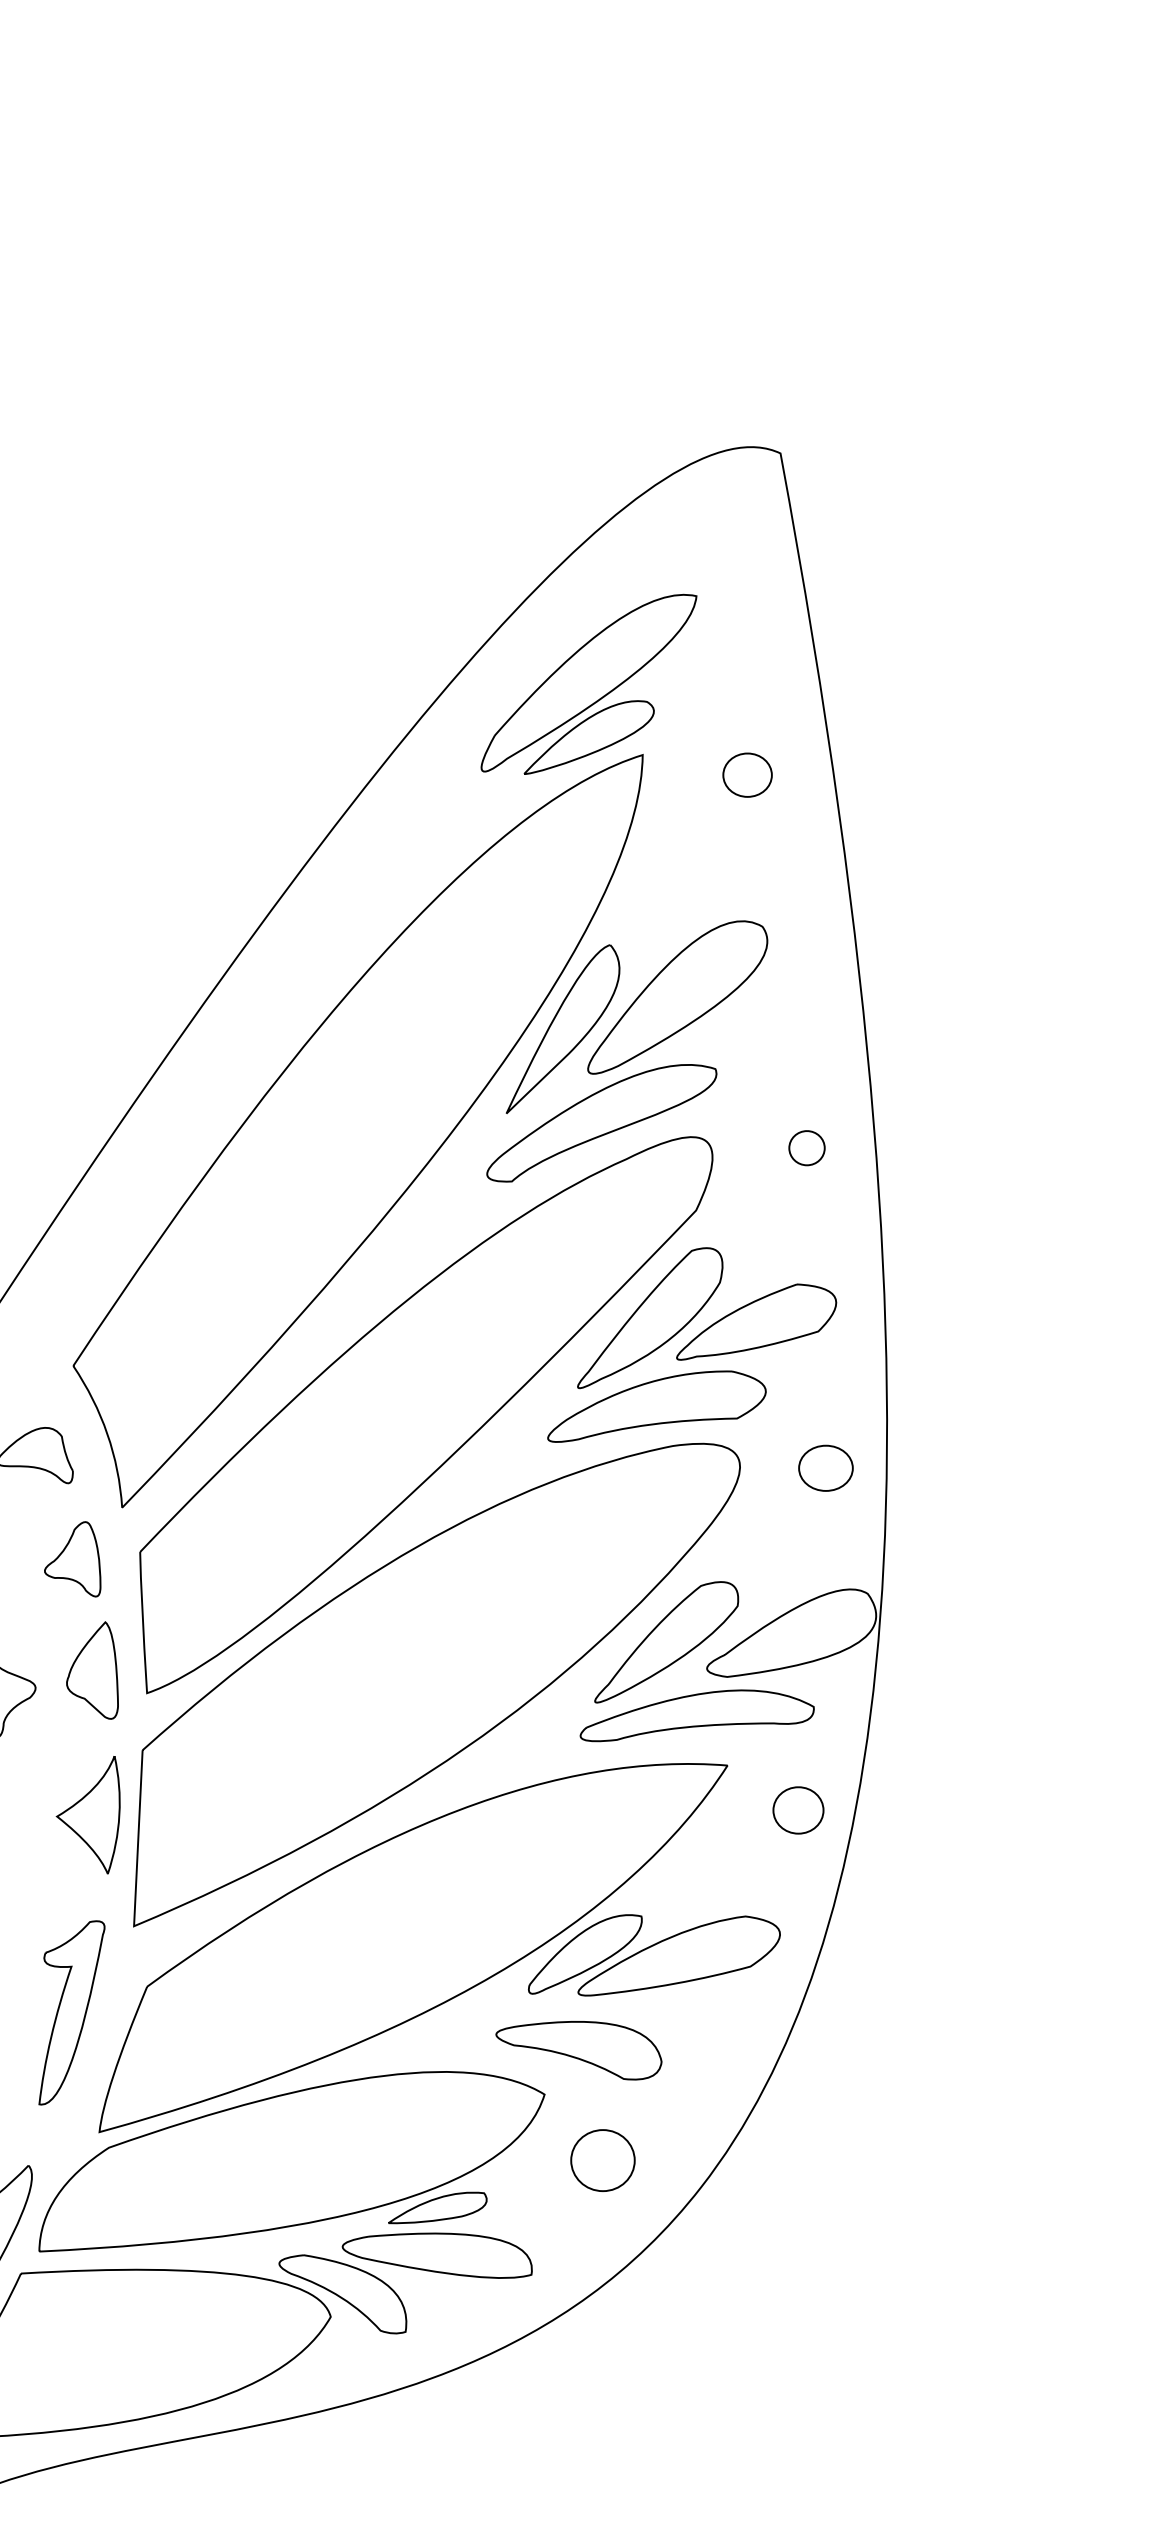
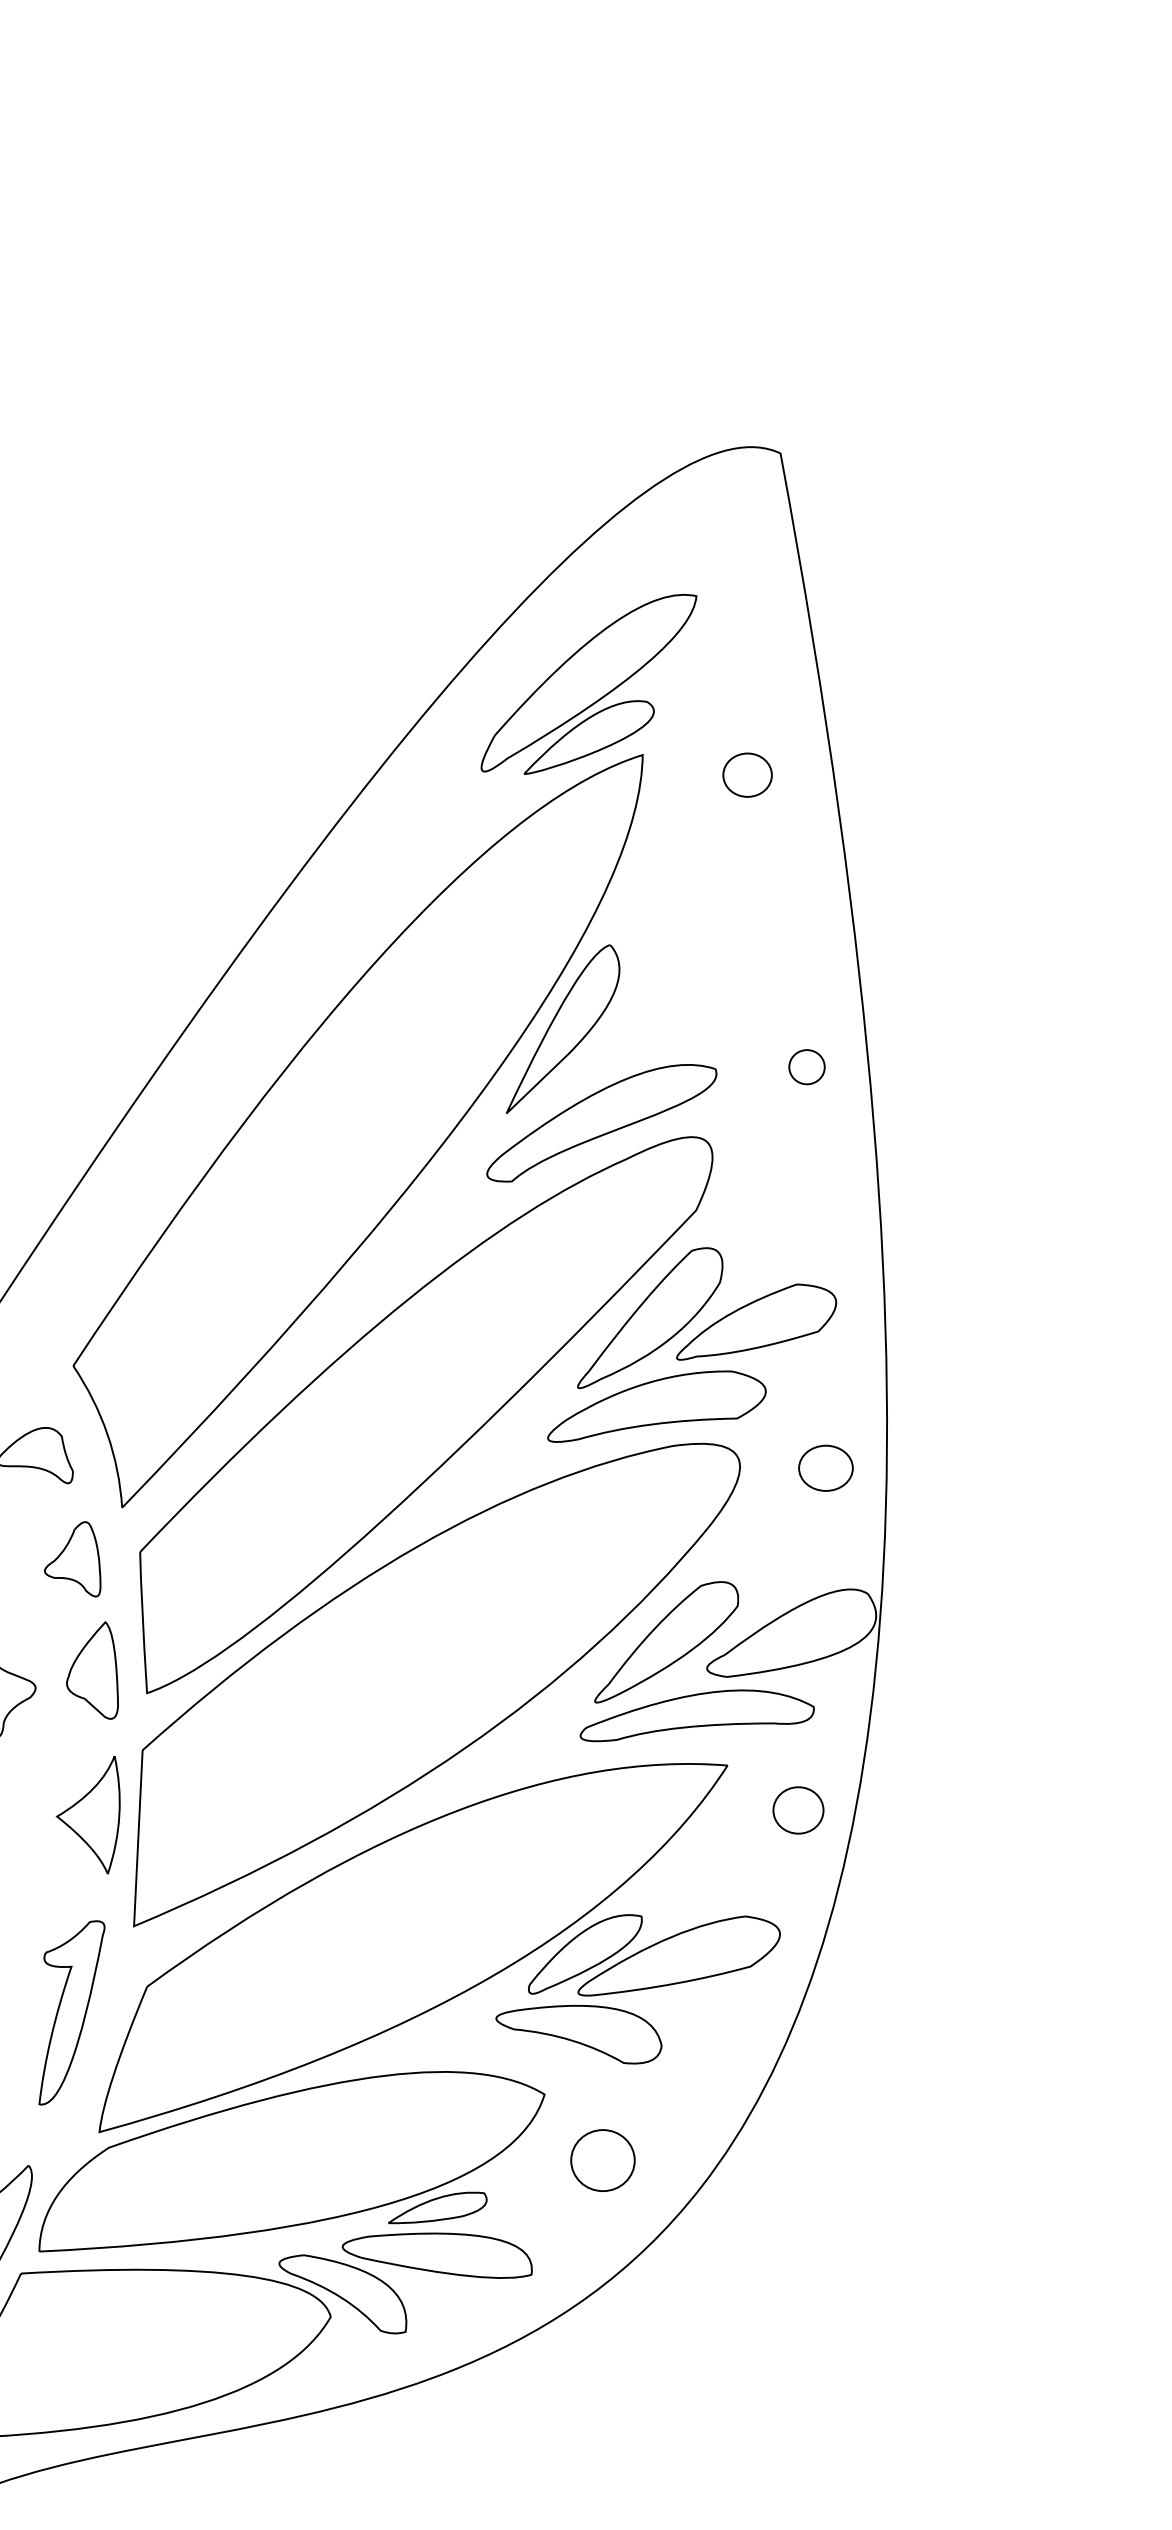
part: present -> none (677, 997)
part position: (806, 1148) -> (806, 1067) (806, 1067)
part position: (578, 2050) -> (578, 2034) (578, 2034)
